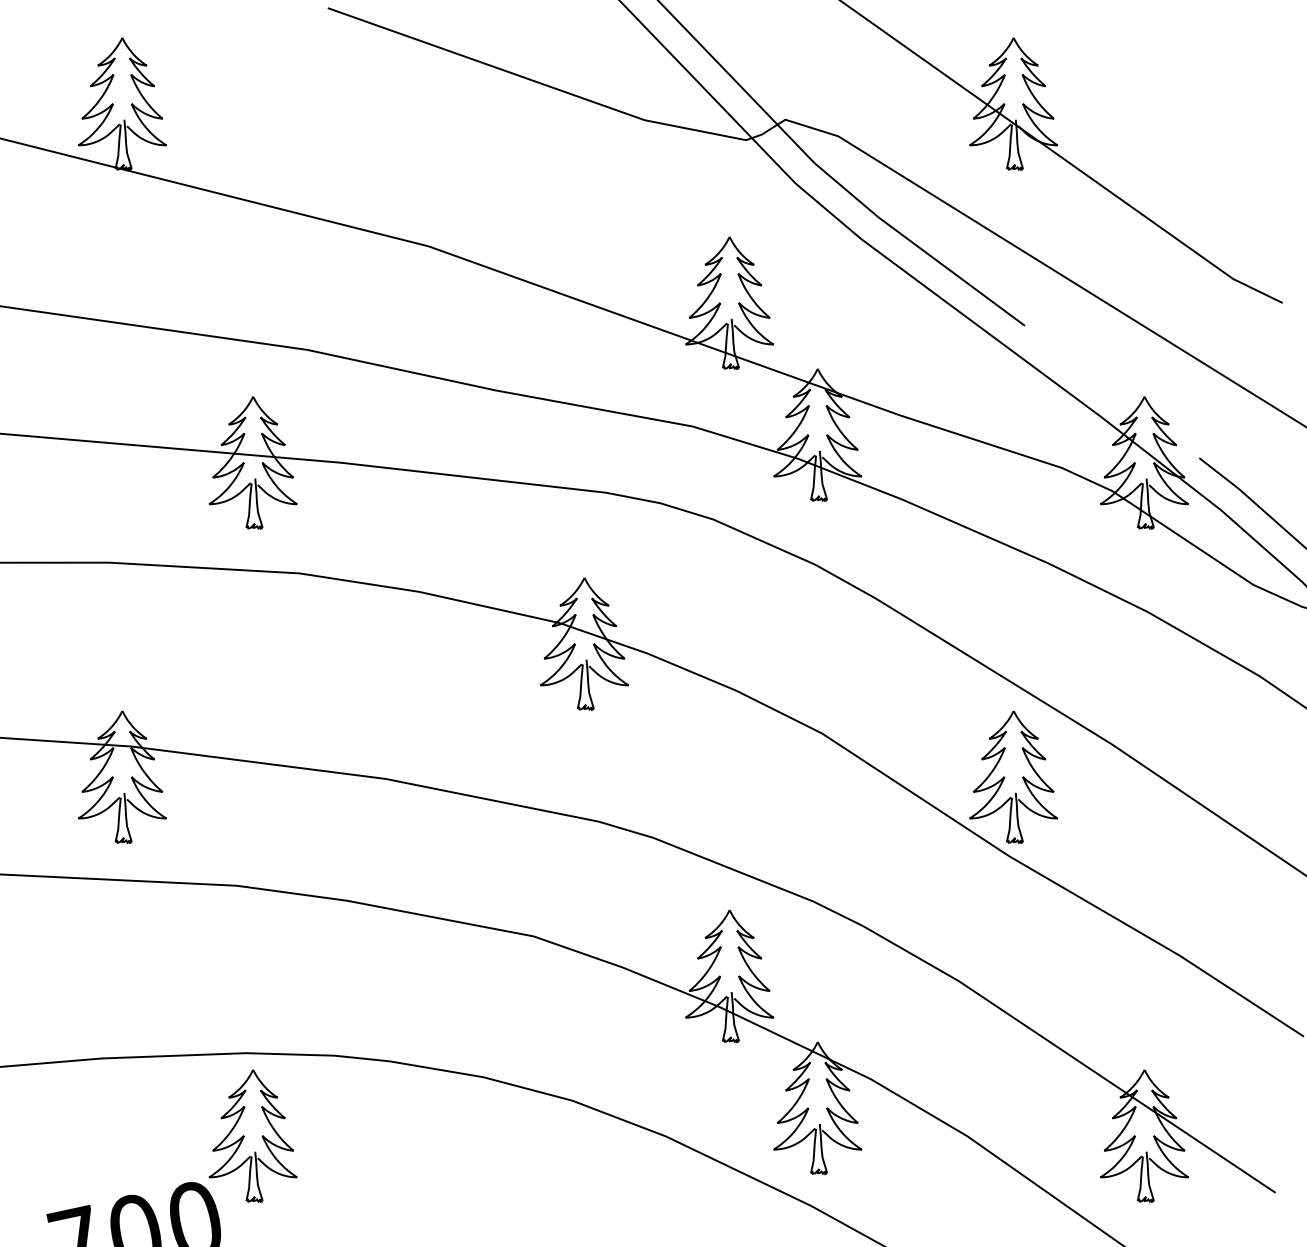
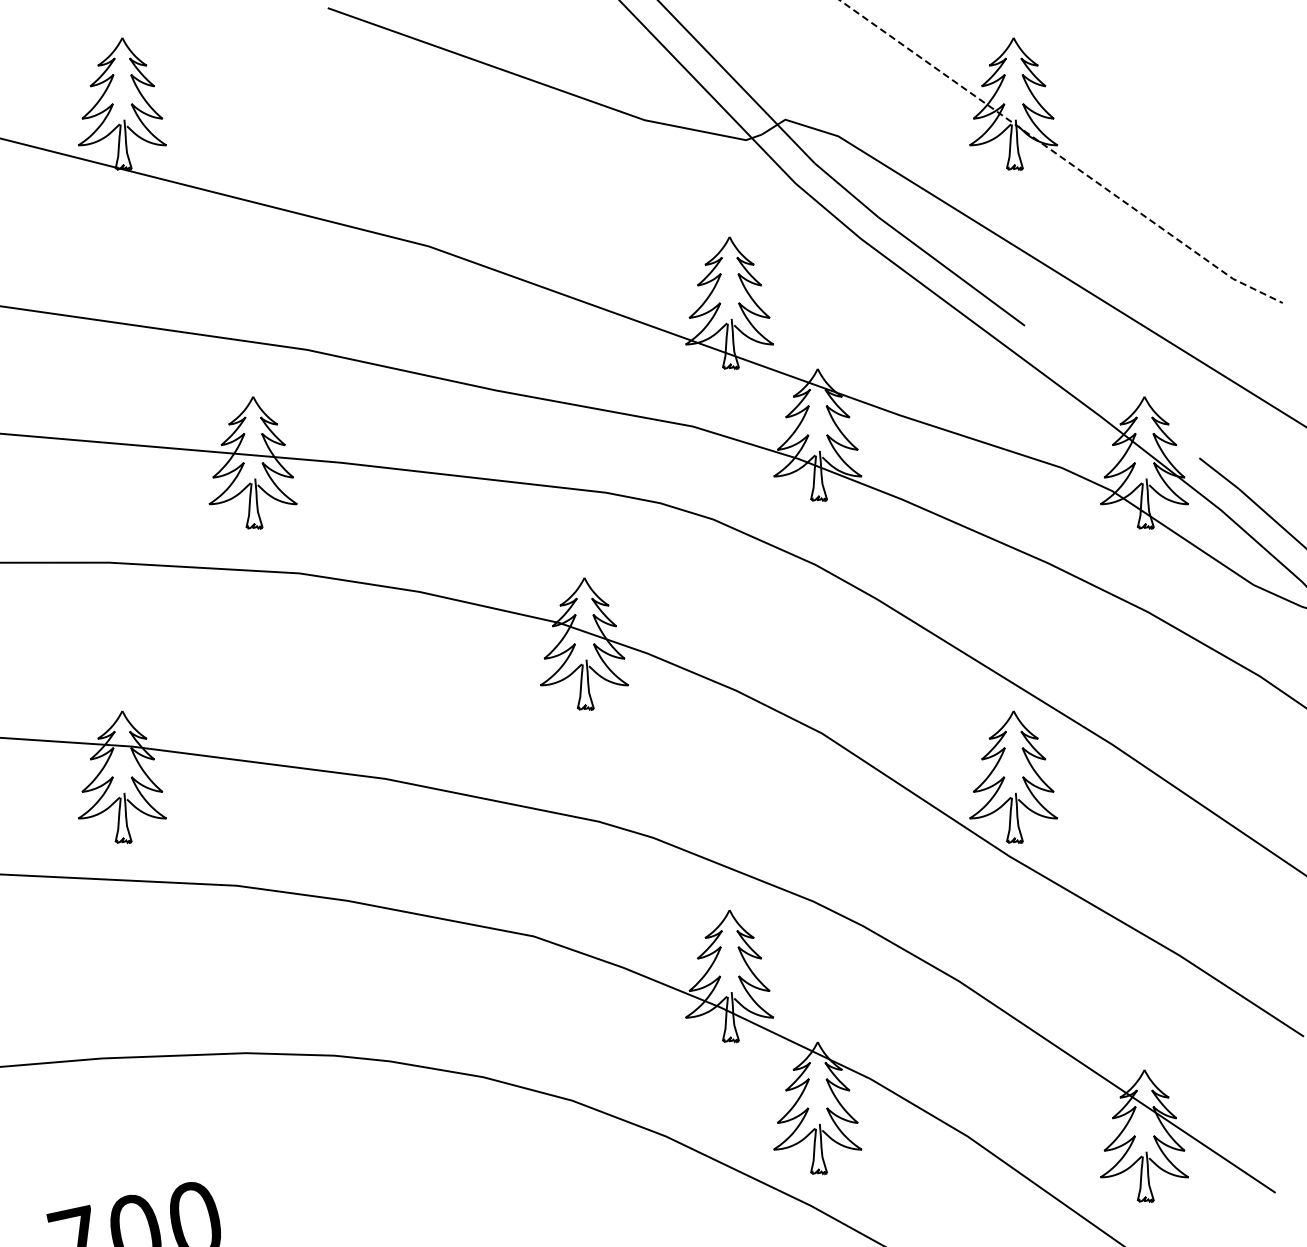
line: solid -> dashed (1060, 156)
part: present -> none (252, 1135)
